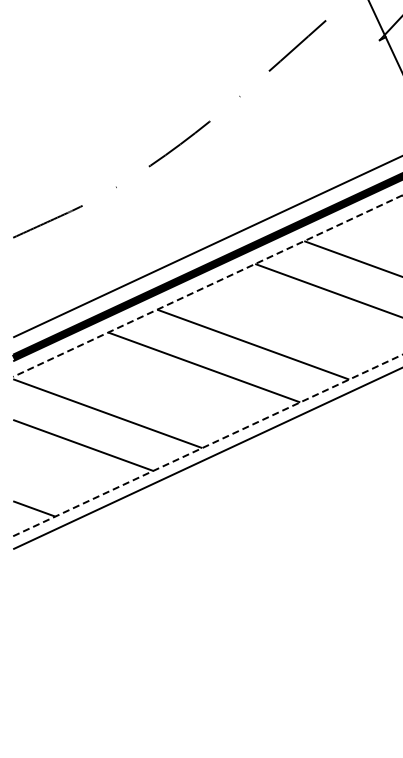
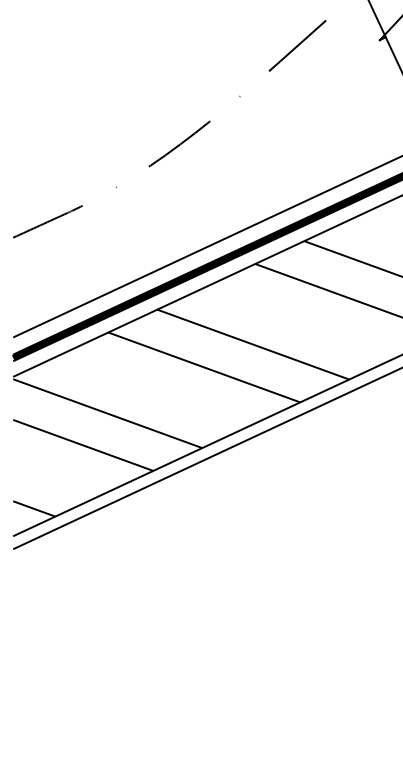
line: dashed -> solid (402, 195)
